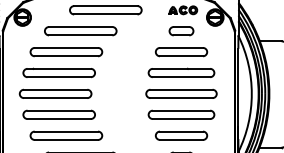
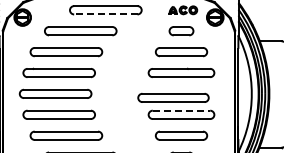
line: solid -> dashed (105, 14)
part position: (181, 93) -> (173, 97) (173, 97)
line: solid -> dashed (181, 110)
